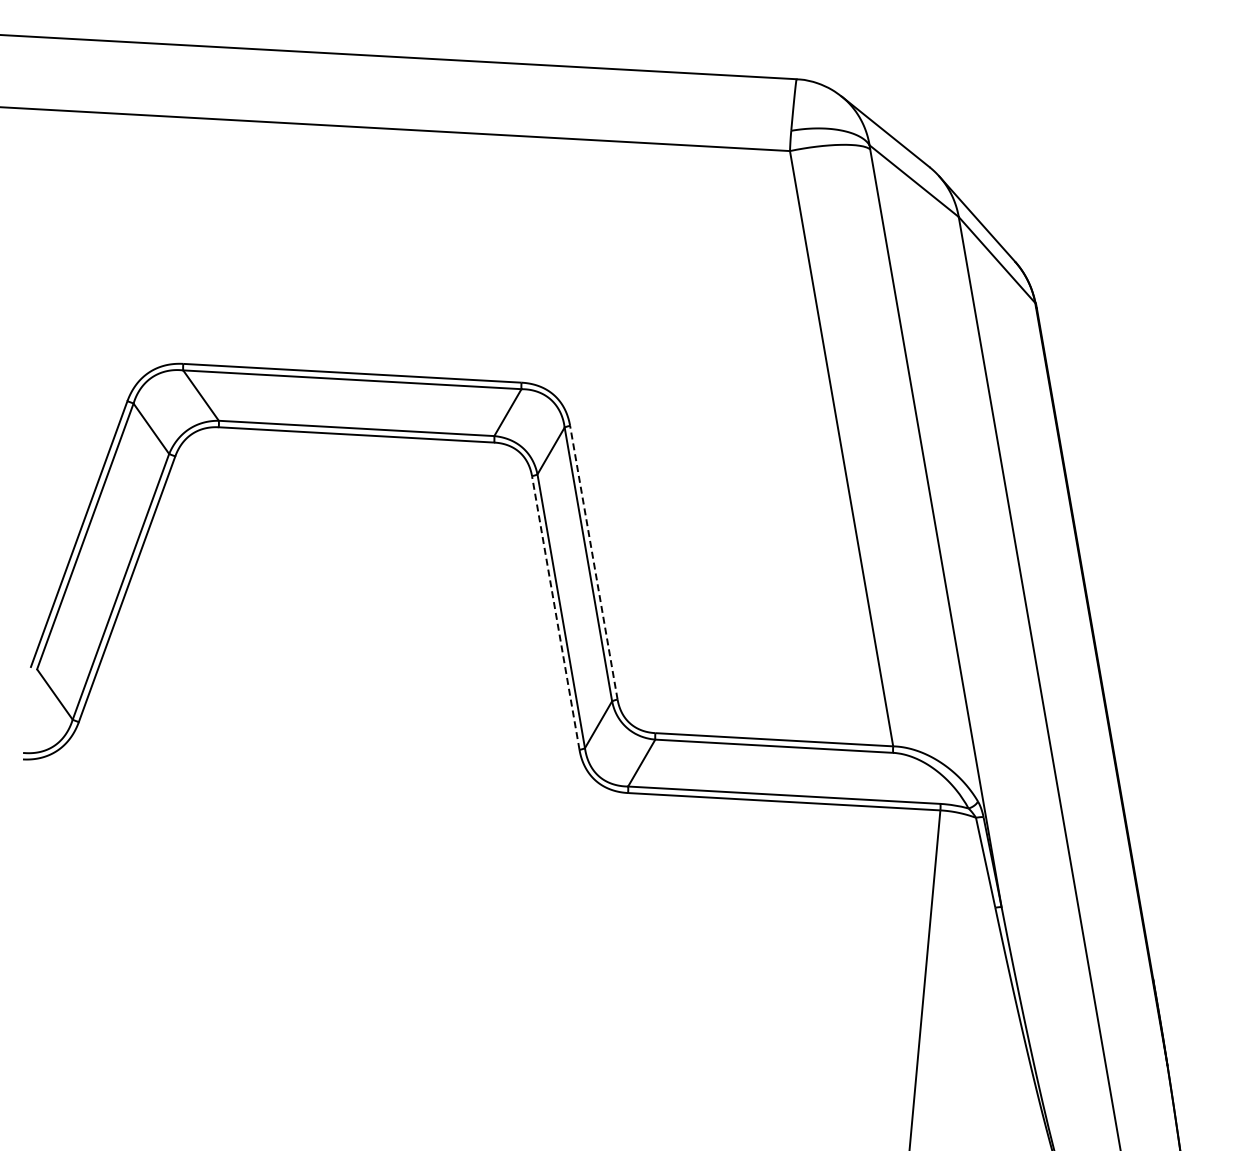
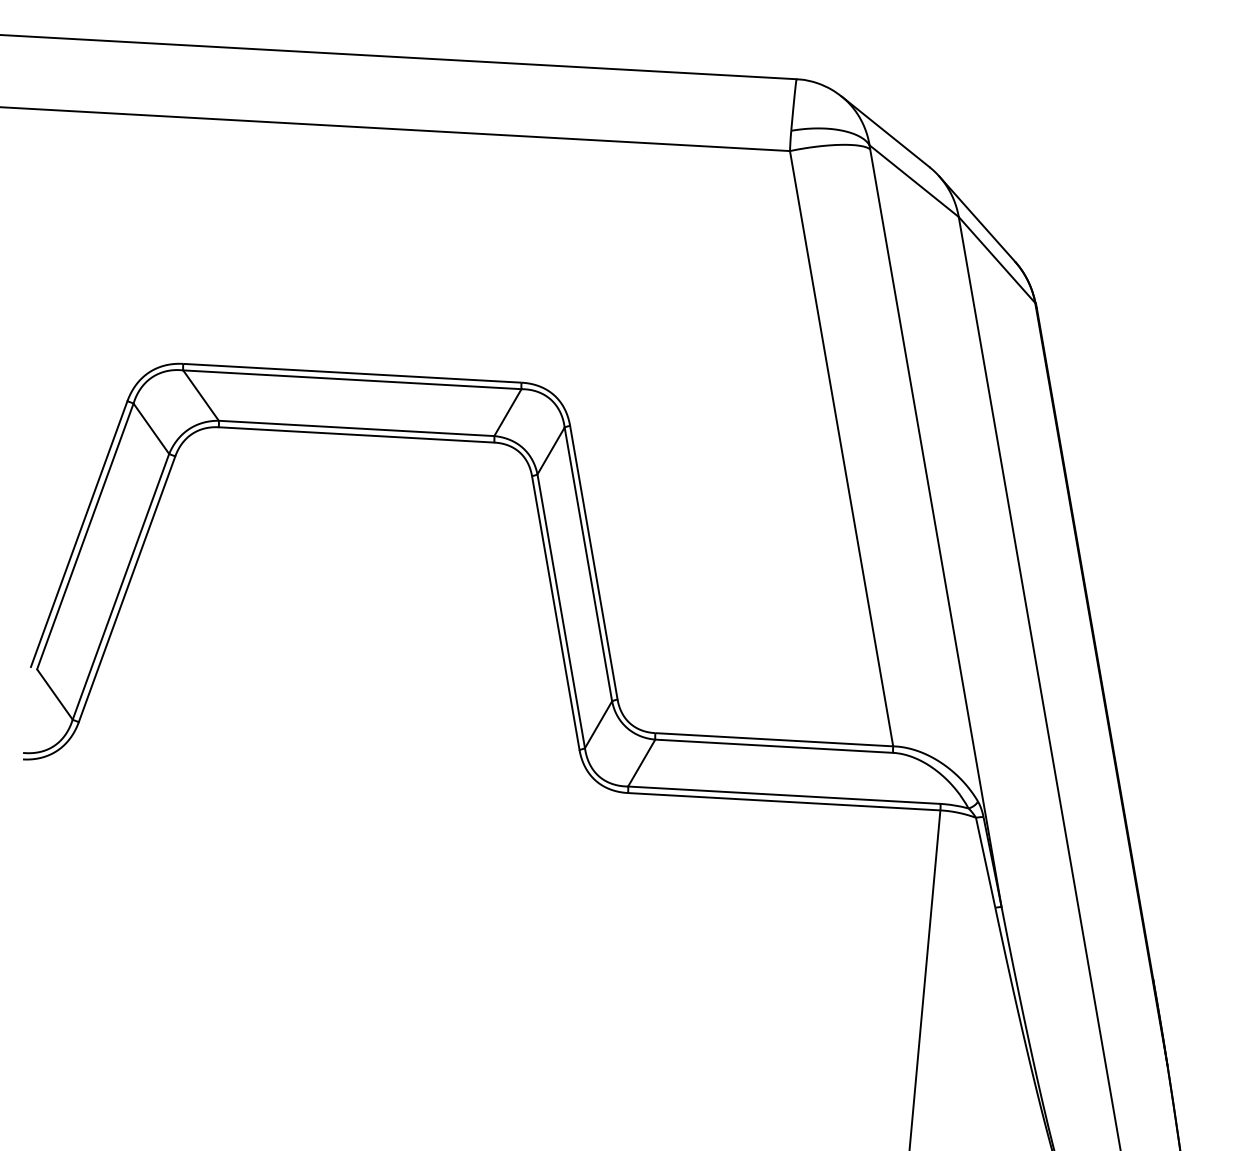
line: dashed -> solid (593, 562)
line: dashed -> solid (555, 613)
